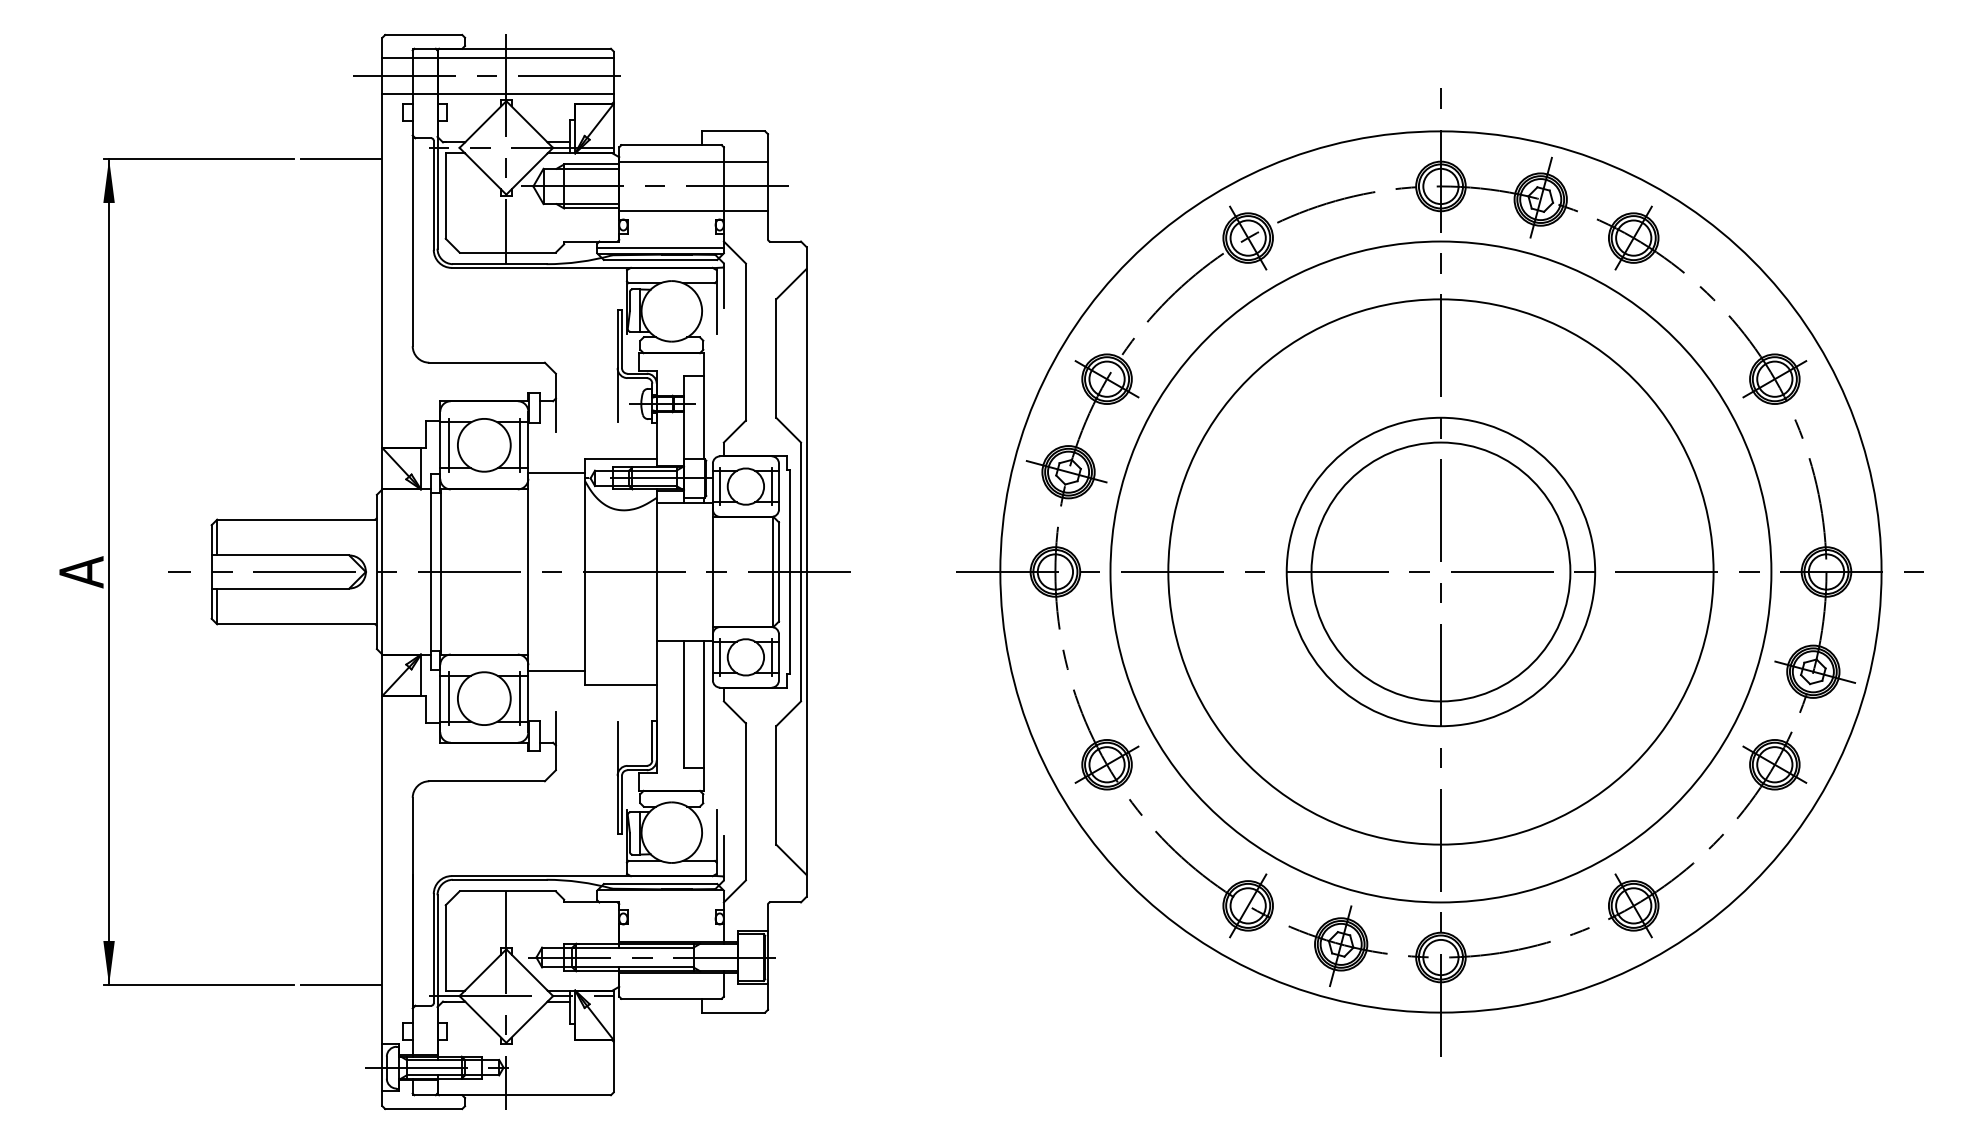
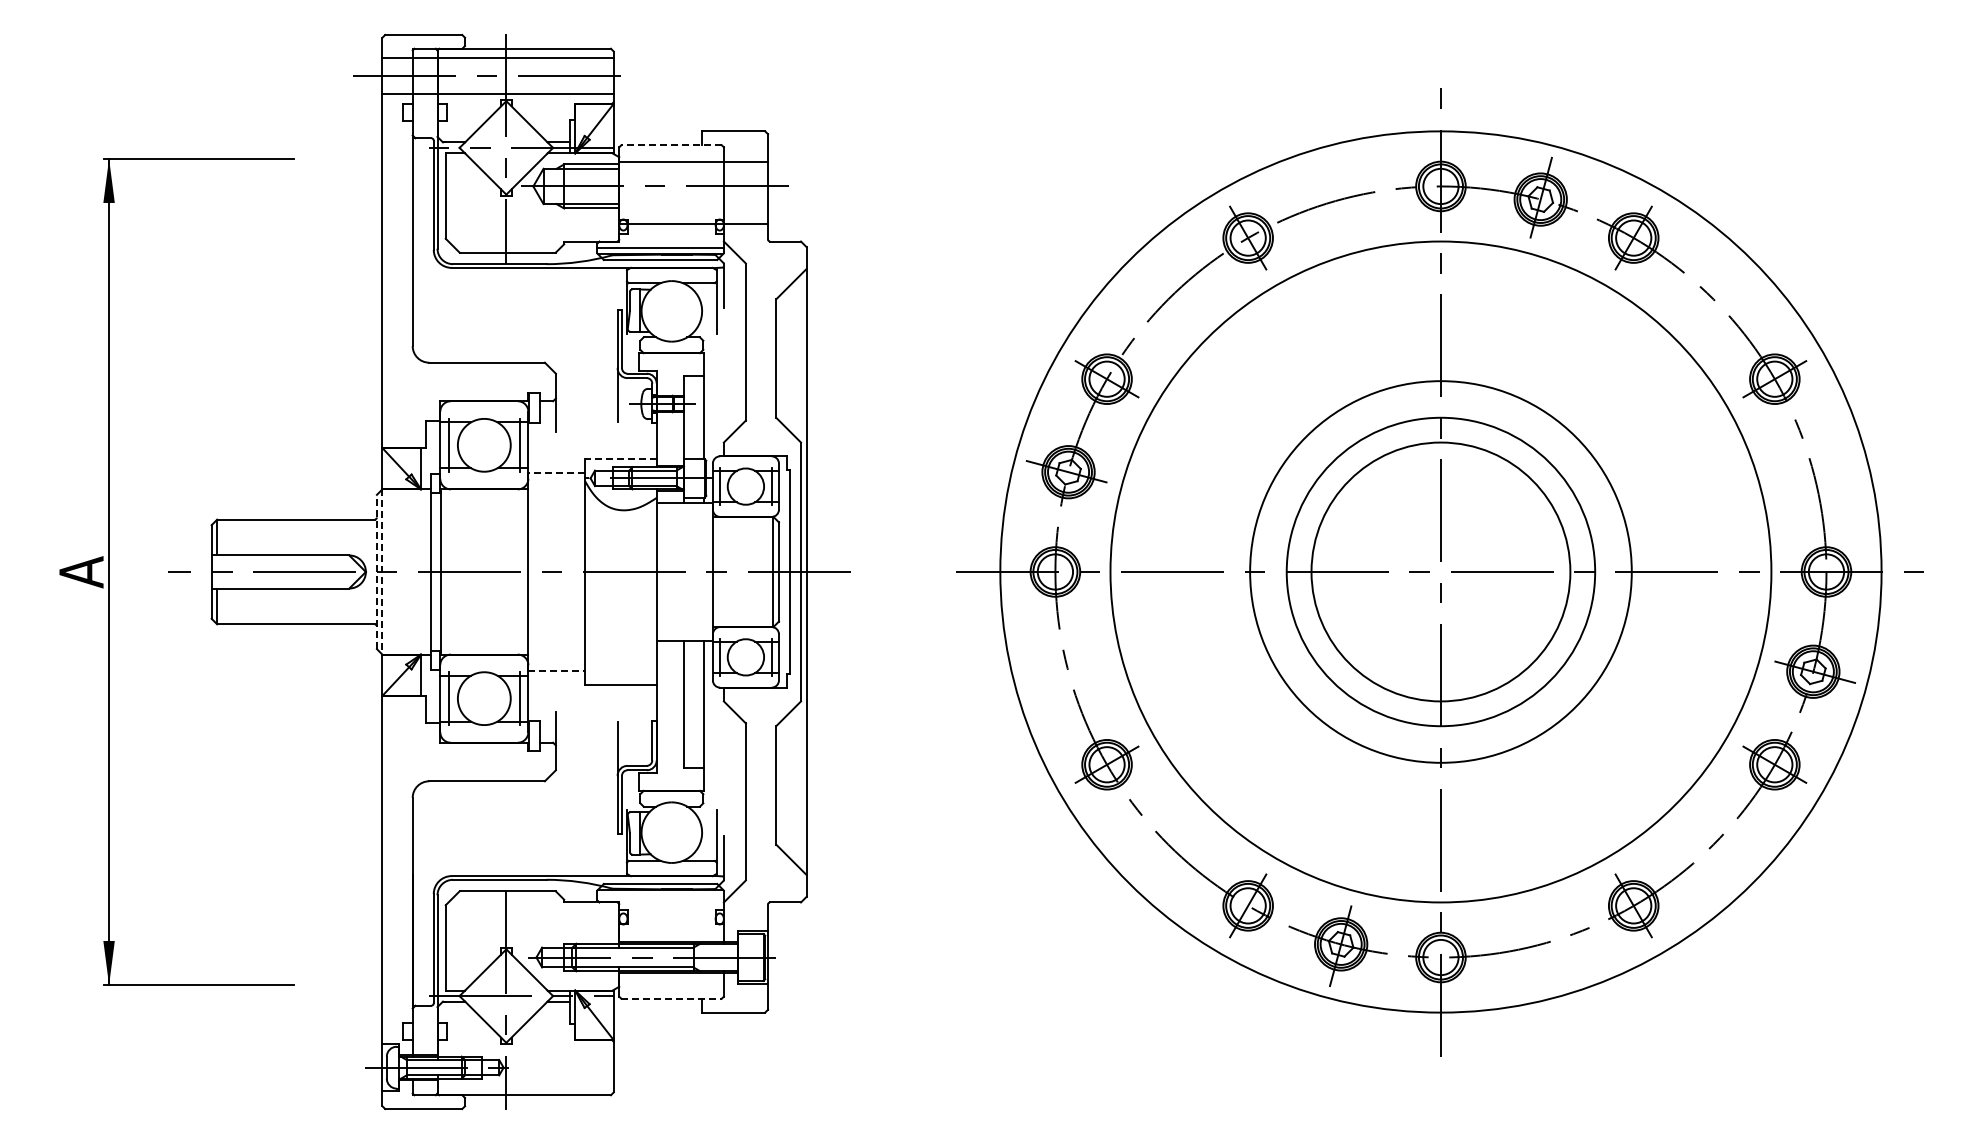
line: solid -> dashed (671, 145)
line: present -> none (340, 158)
line position: (693, 211) -> (693, 224) (693, 224)
line: solid -> dashed (620, 459)
line: solid -> dashed (556, 472)
line: solid -> dashed (376, 571)
circle diameter: 545 px -> 382 px (1440, 571)
line: solid -> dashed (382, 572)
line: solid -> dashed (557, 671)
line: present -> none (340, 985)
line: solid -> dashed (672, 998)
